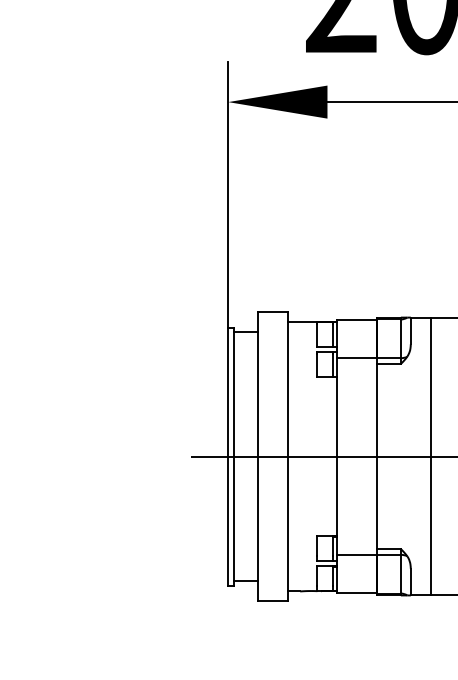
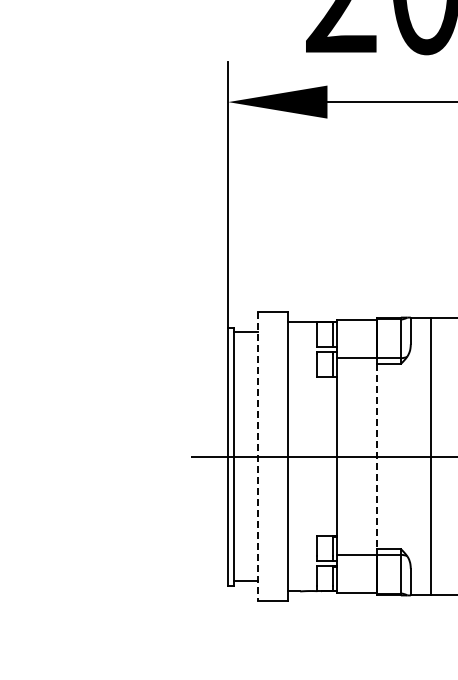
line: solid -> dashed (258, 456)
line: solid -> dashed (377, 456)
